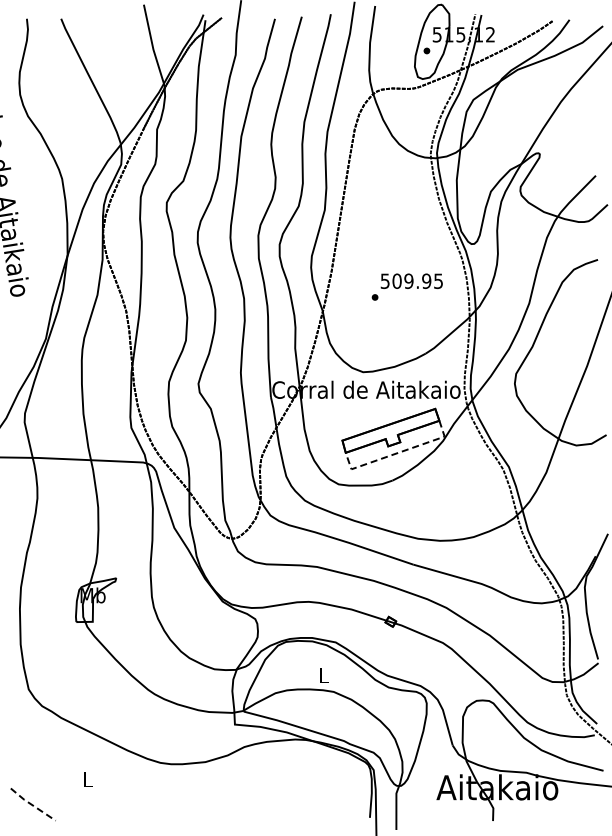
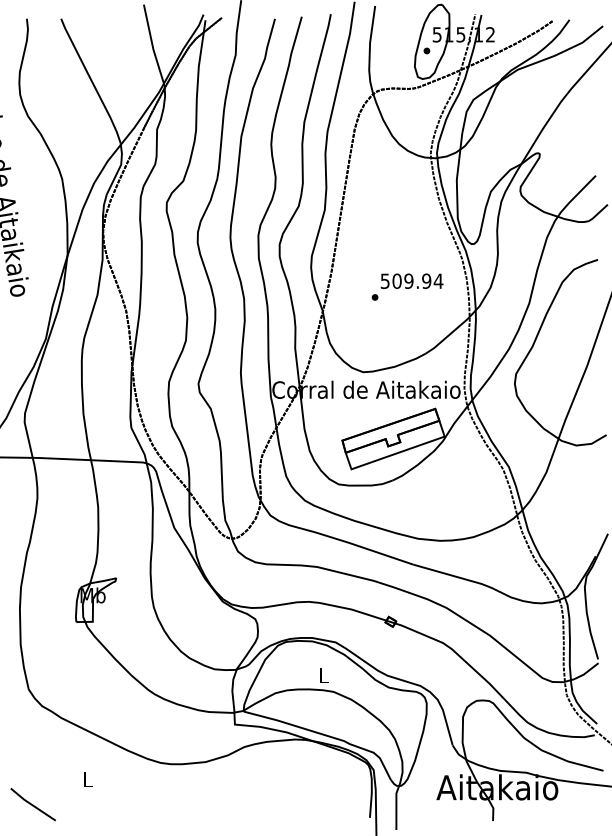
text: 509.95 -> 509.94 (438, 281)
line: dashed -> solid (397, 453)
line: dashed -> solid (32, 805)
